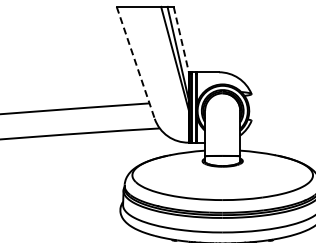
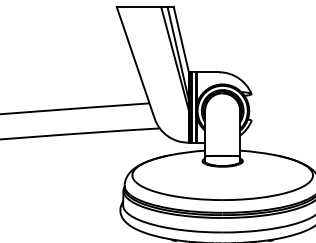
line: dashed -> solid (181, 39)
line: dashed -> solid (135, 63)
